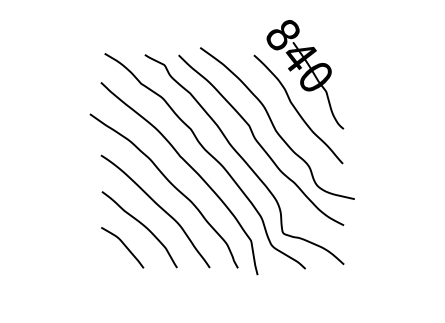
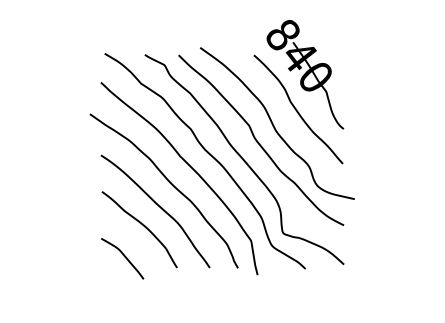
curve position: (123, 245) -> (123, 256) (123, 256)
